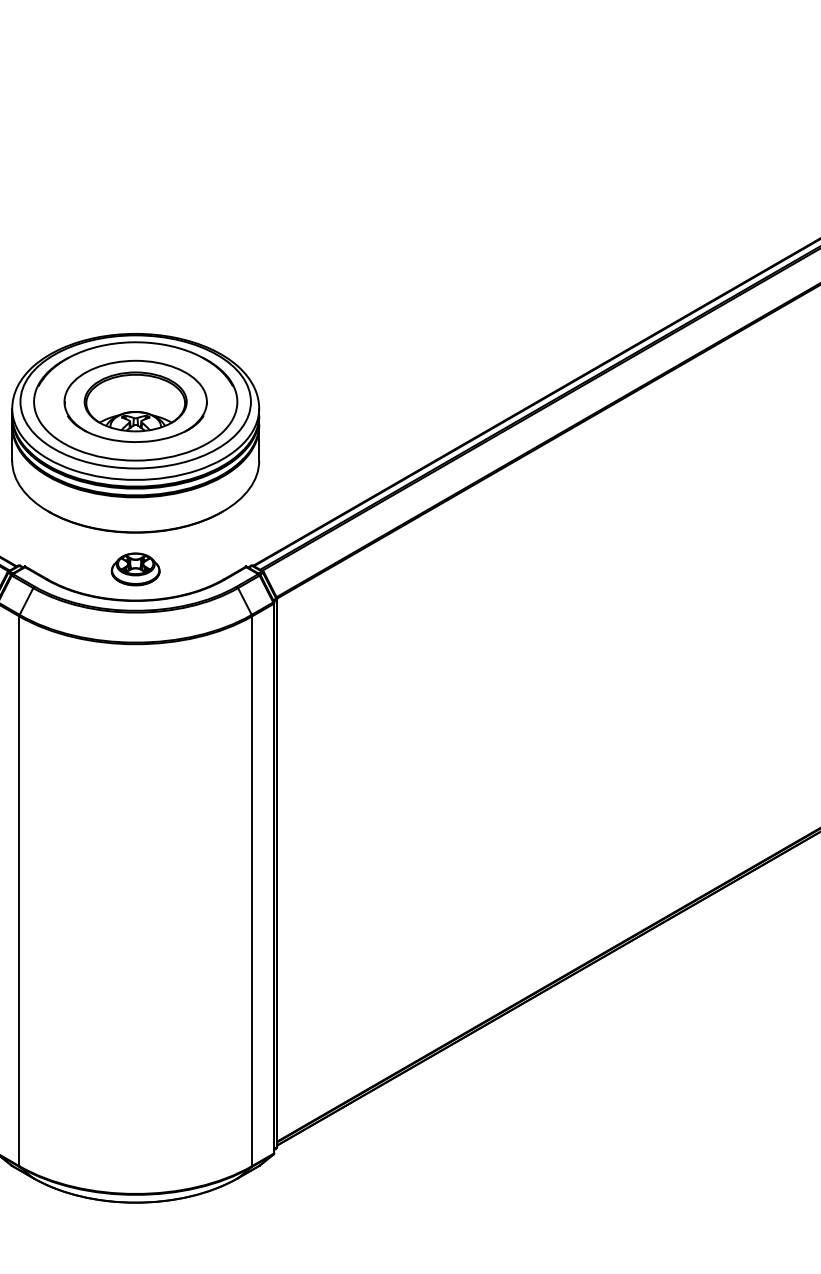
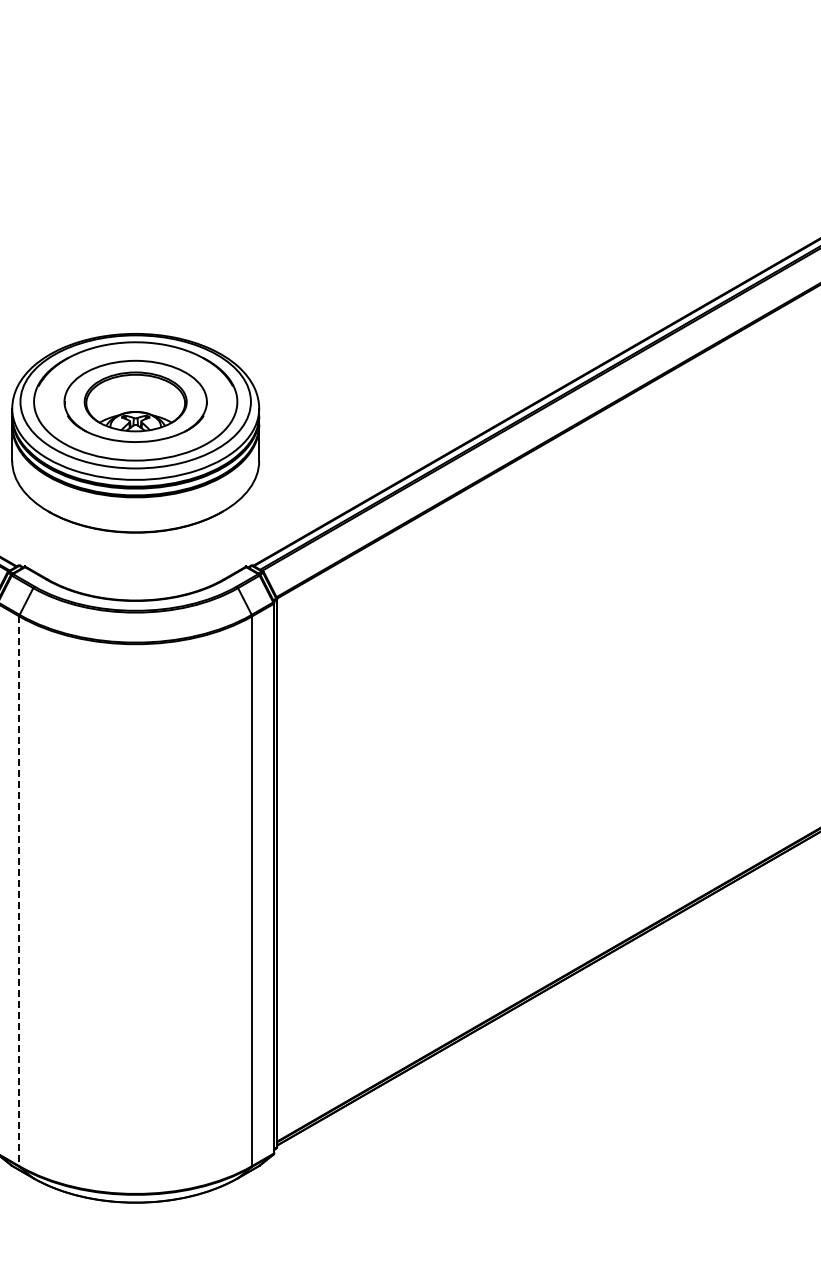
part: present -> none (135, 569)
line: solid -> dashed (19, 891)
